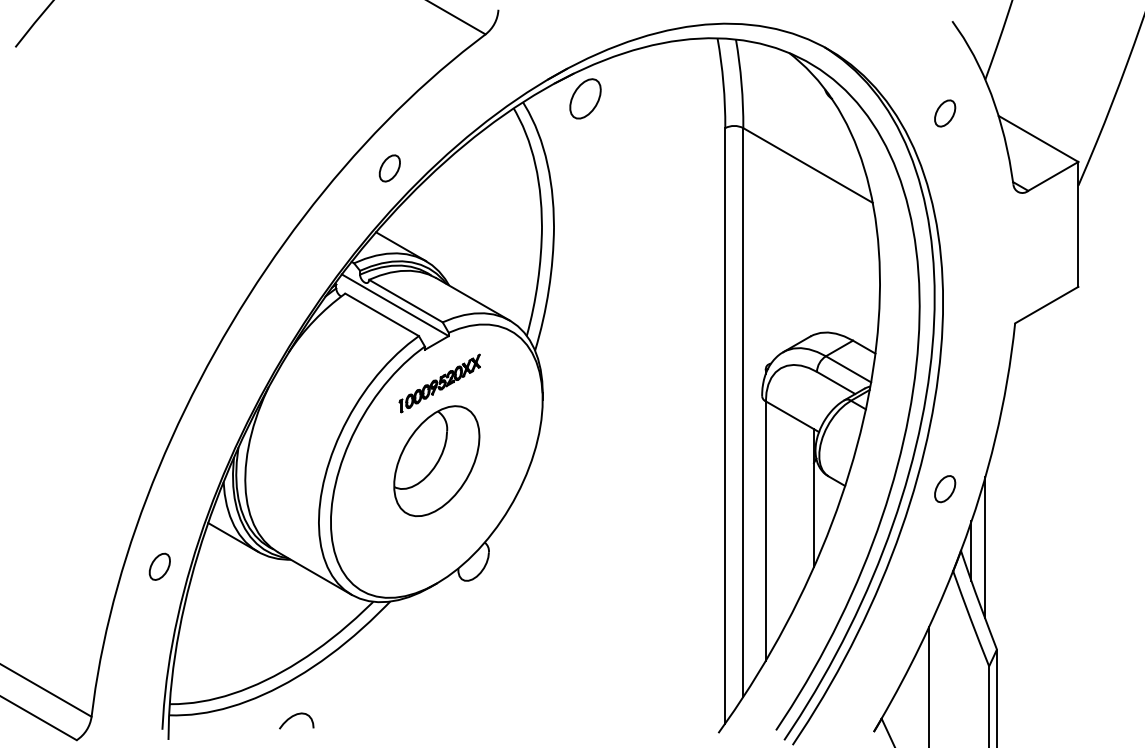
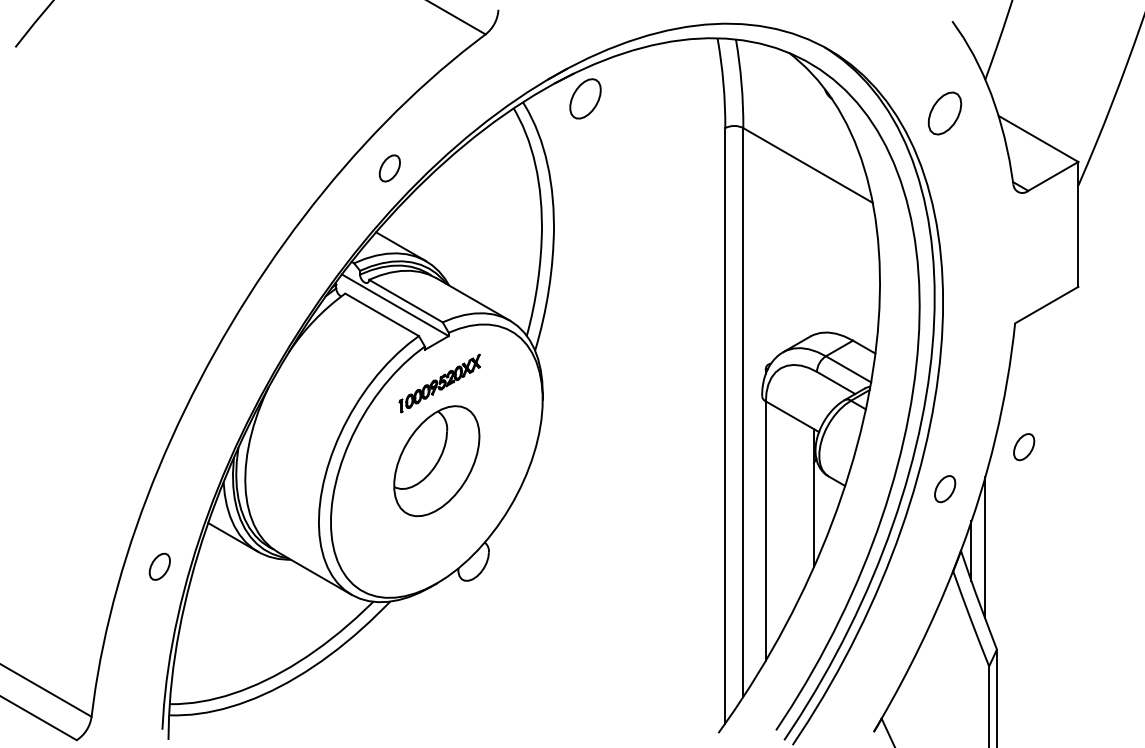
part size: 23x29 px -> 35x45 px (945, 113)
part: none -> present (1024, 447)
line: present -> none (929, 685)
curve: present -> none (294, 716)
